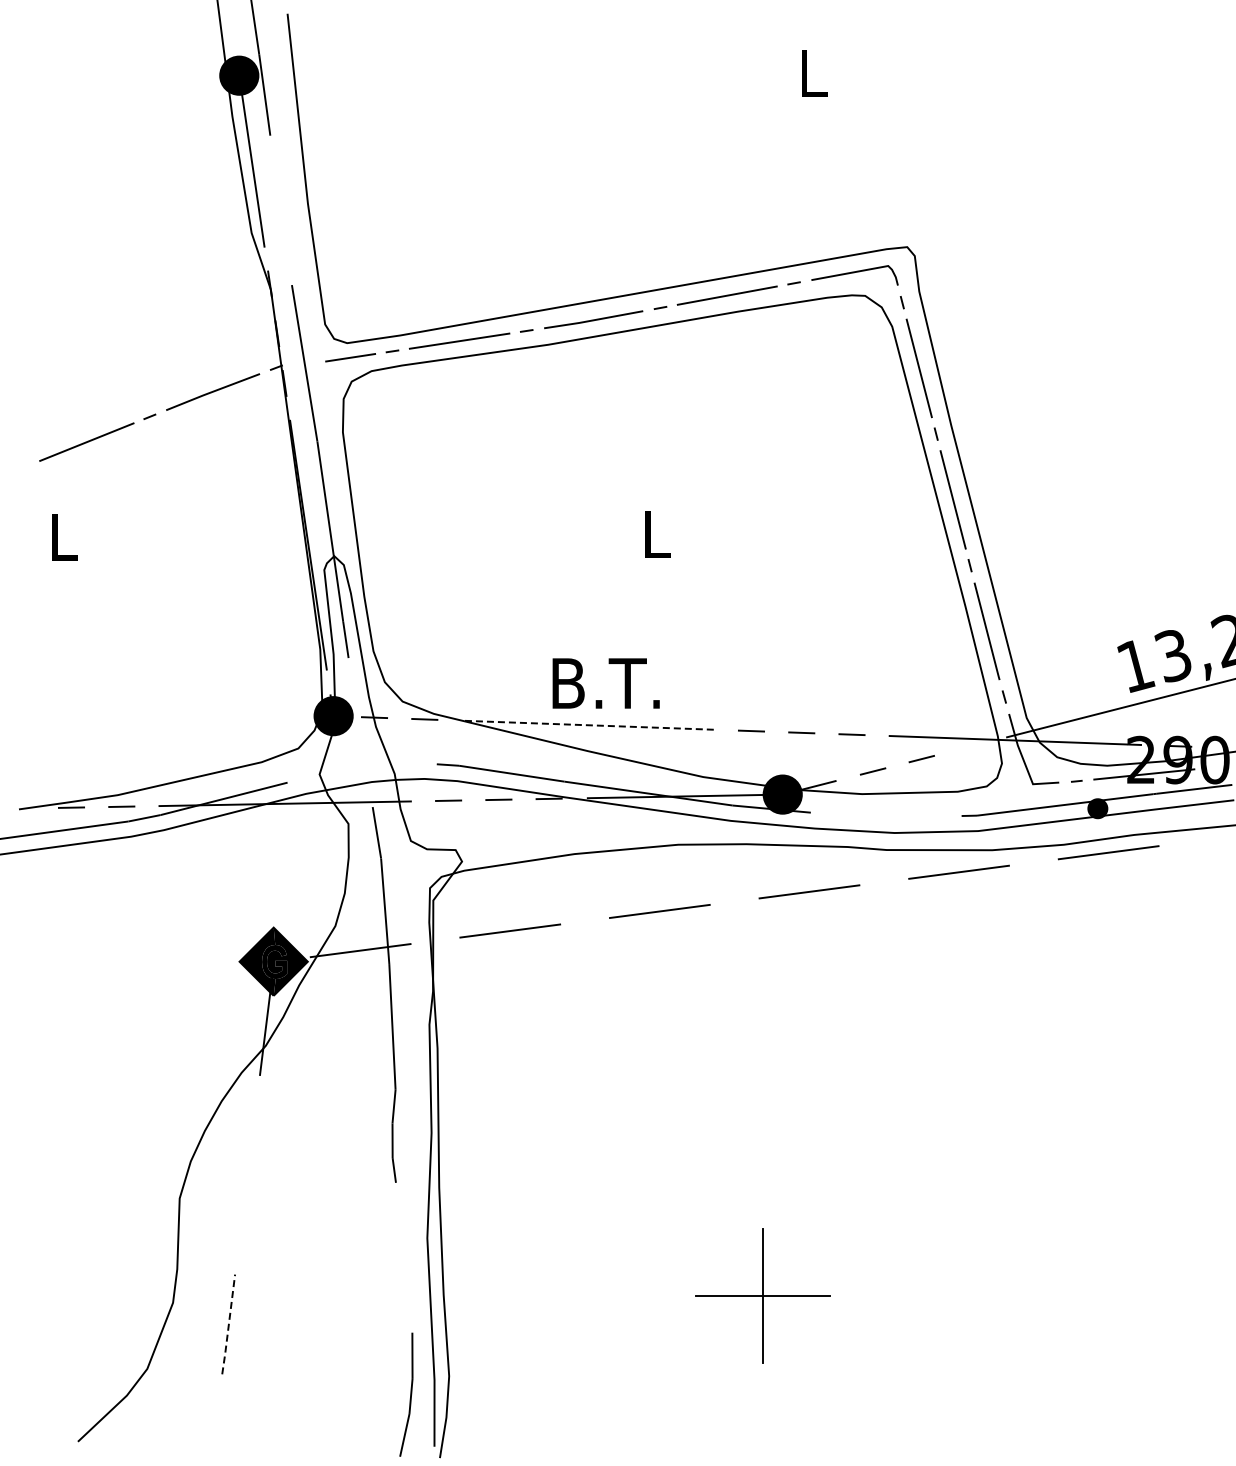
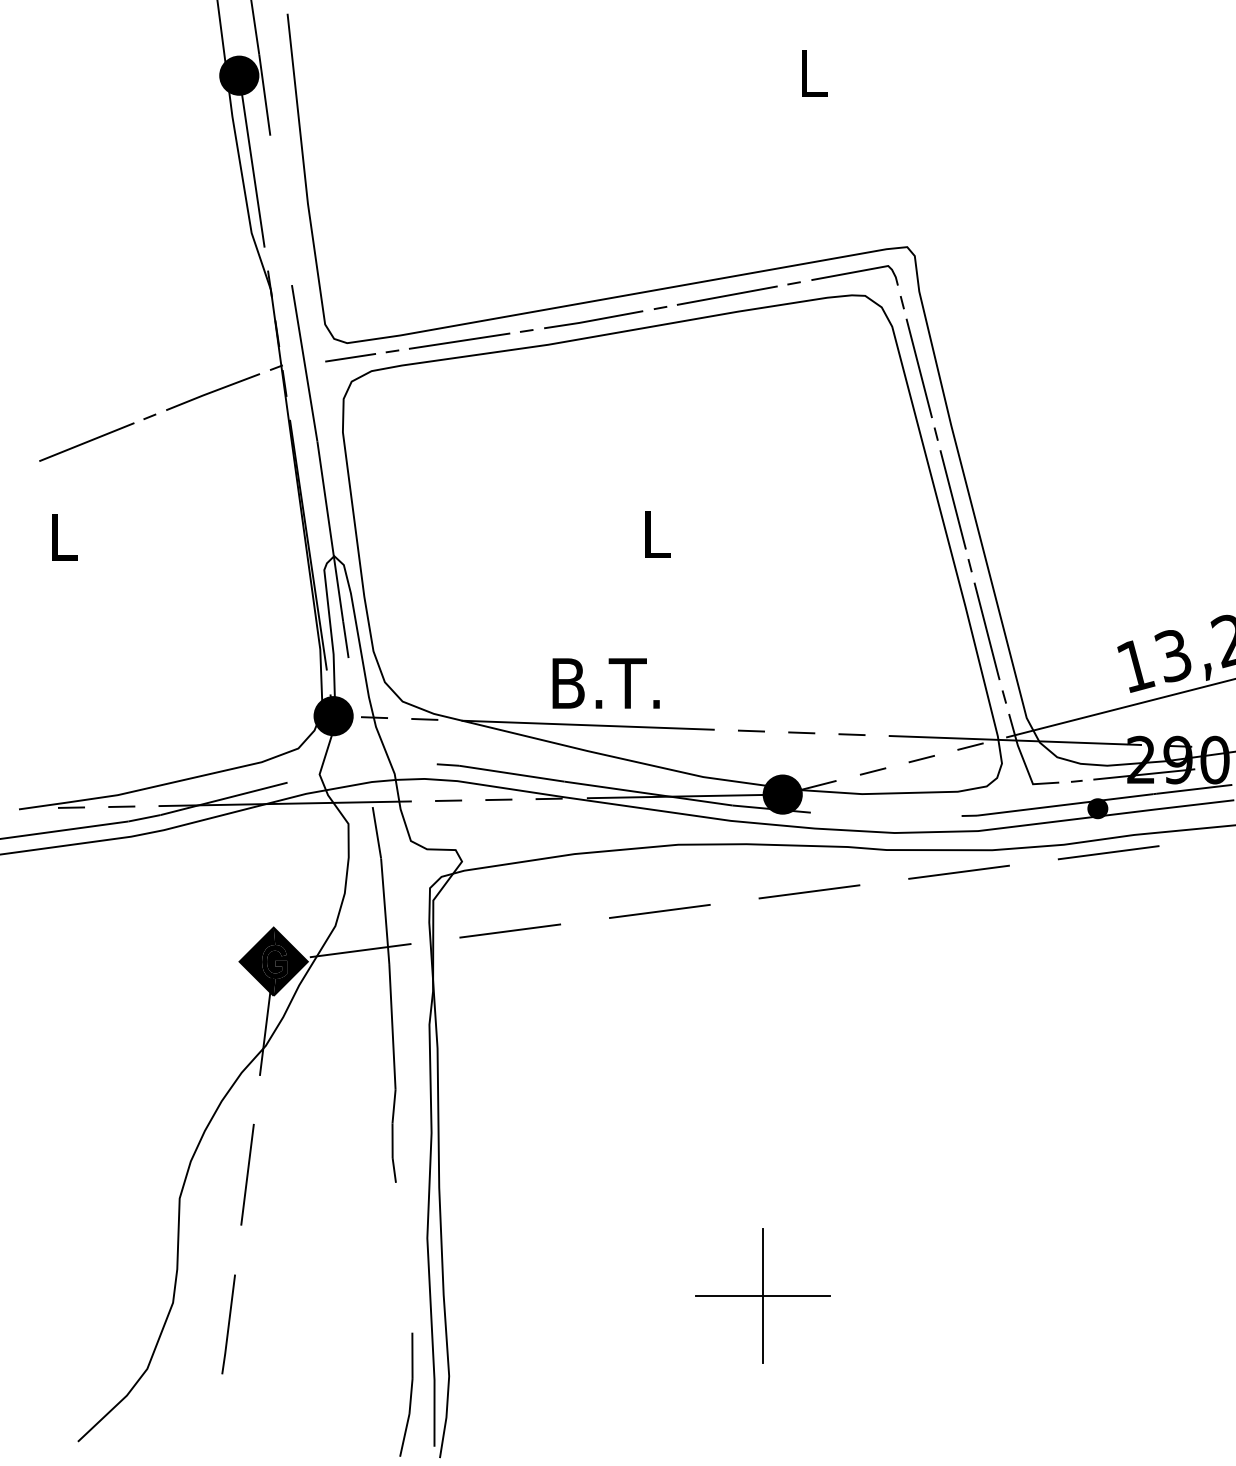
line: dashed -> solid (588, 725)
line: none -> present (970, 746)
line: none -> present (247, 1174)
line: dashed -> solid (228, 1325)
